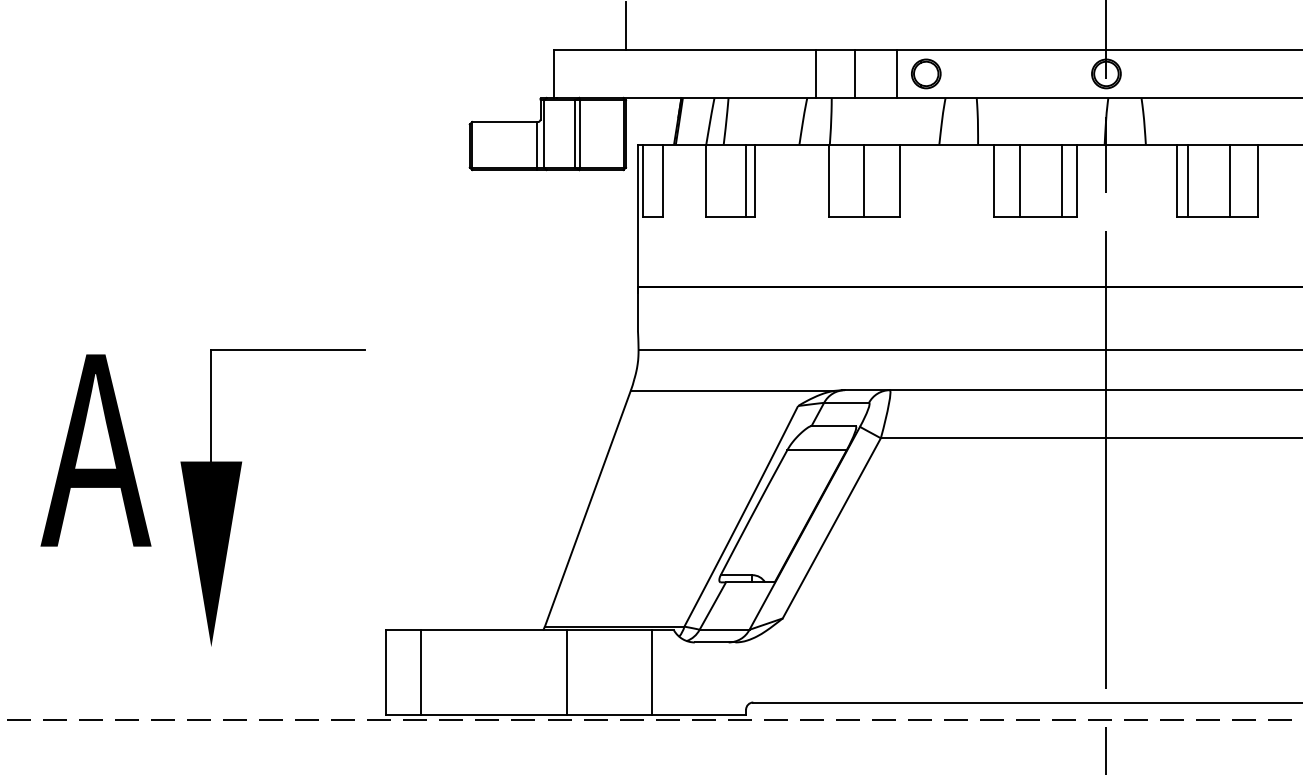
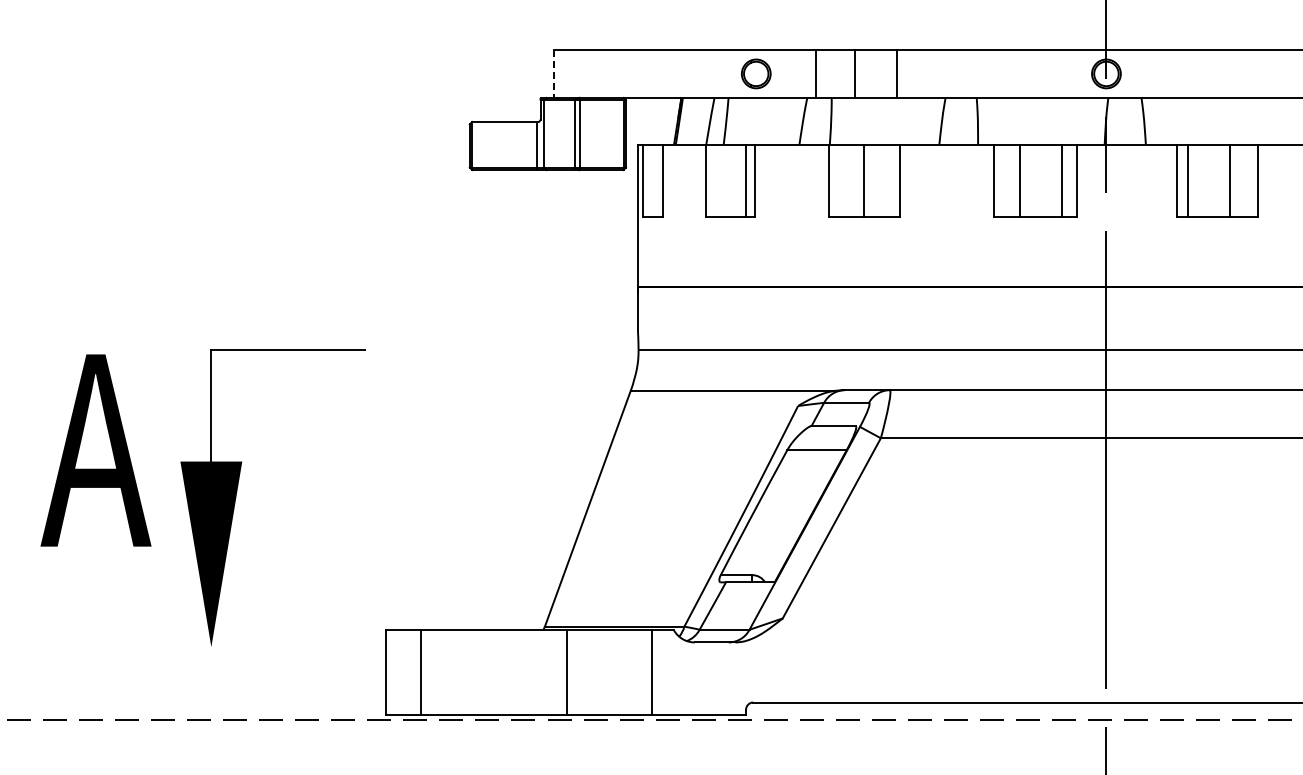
line: present -> none (625, 25)
part position: (926, 73) -> (756, 73) (756, 73)
line: solid -> dashed (553, 74)
